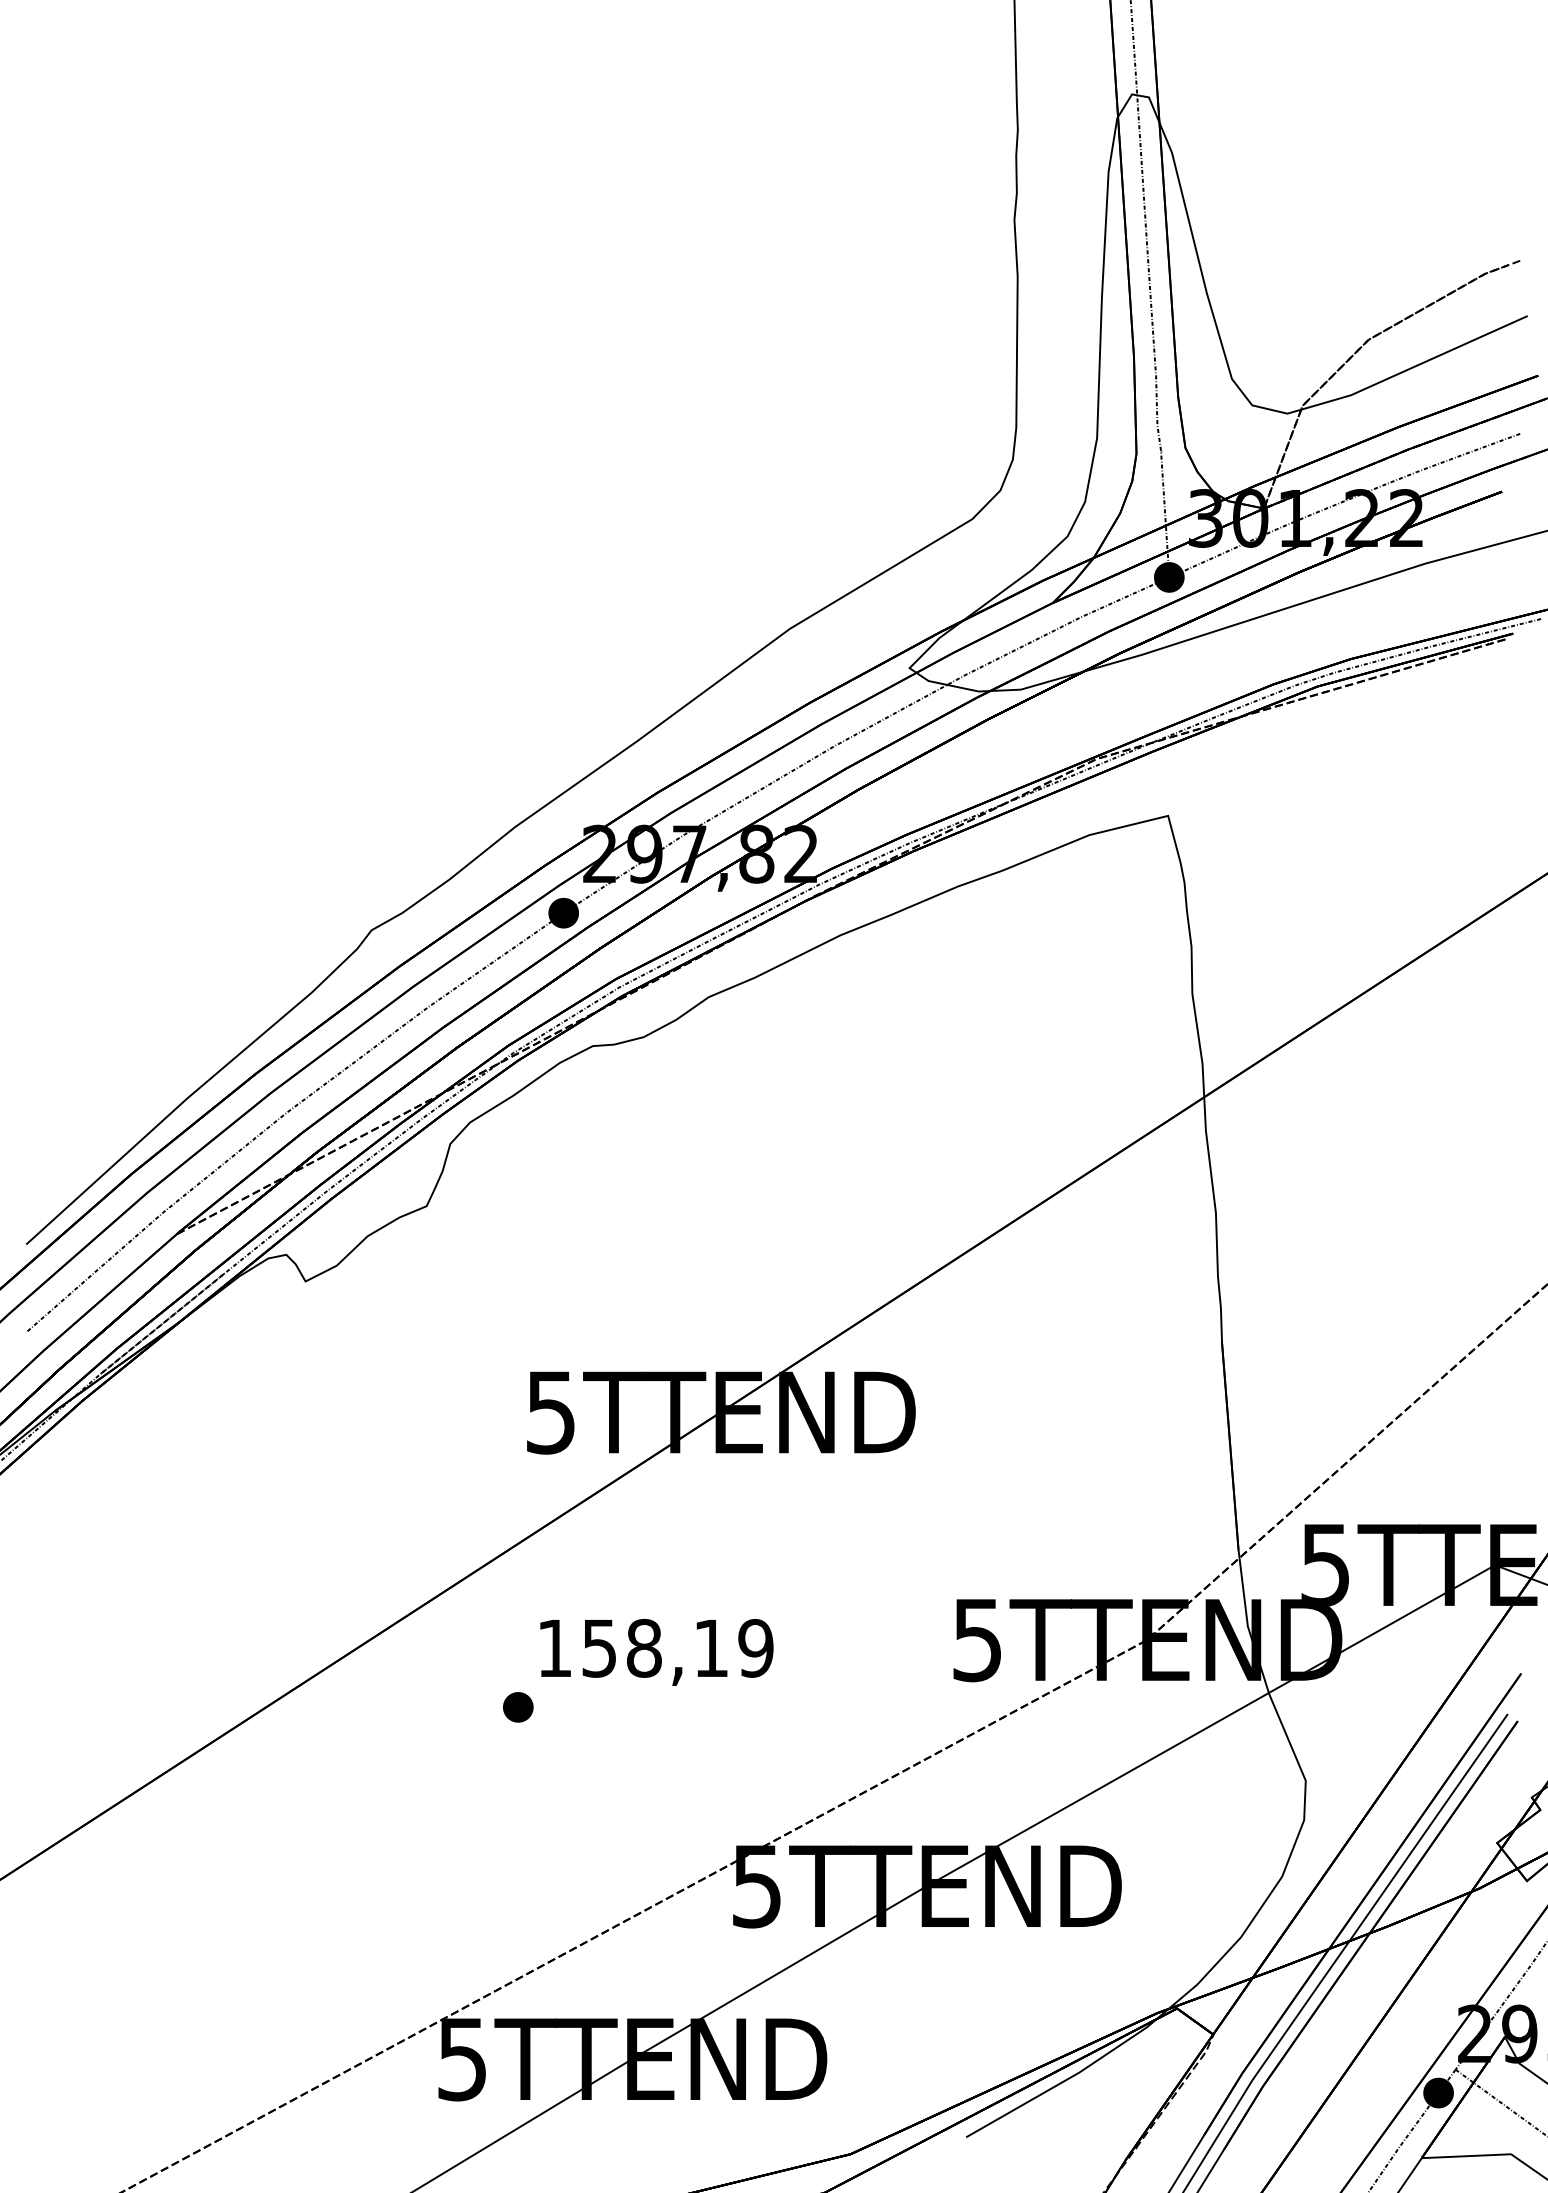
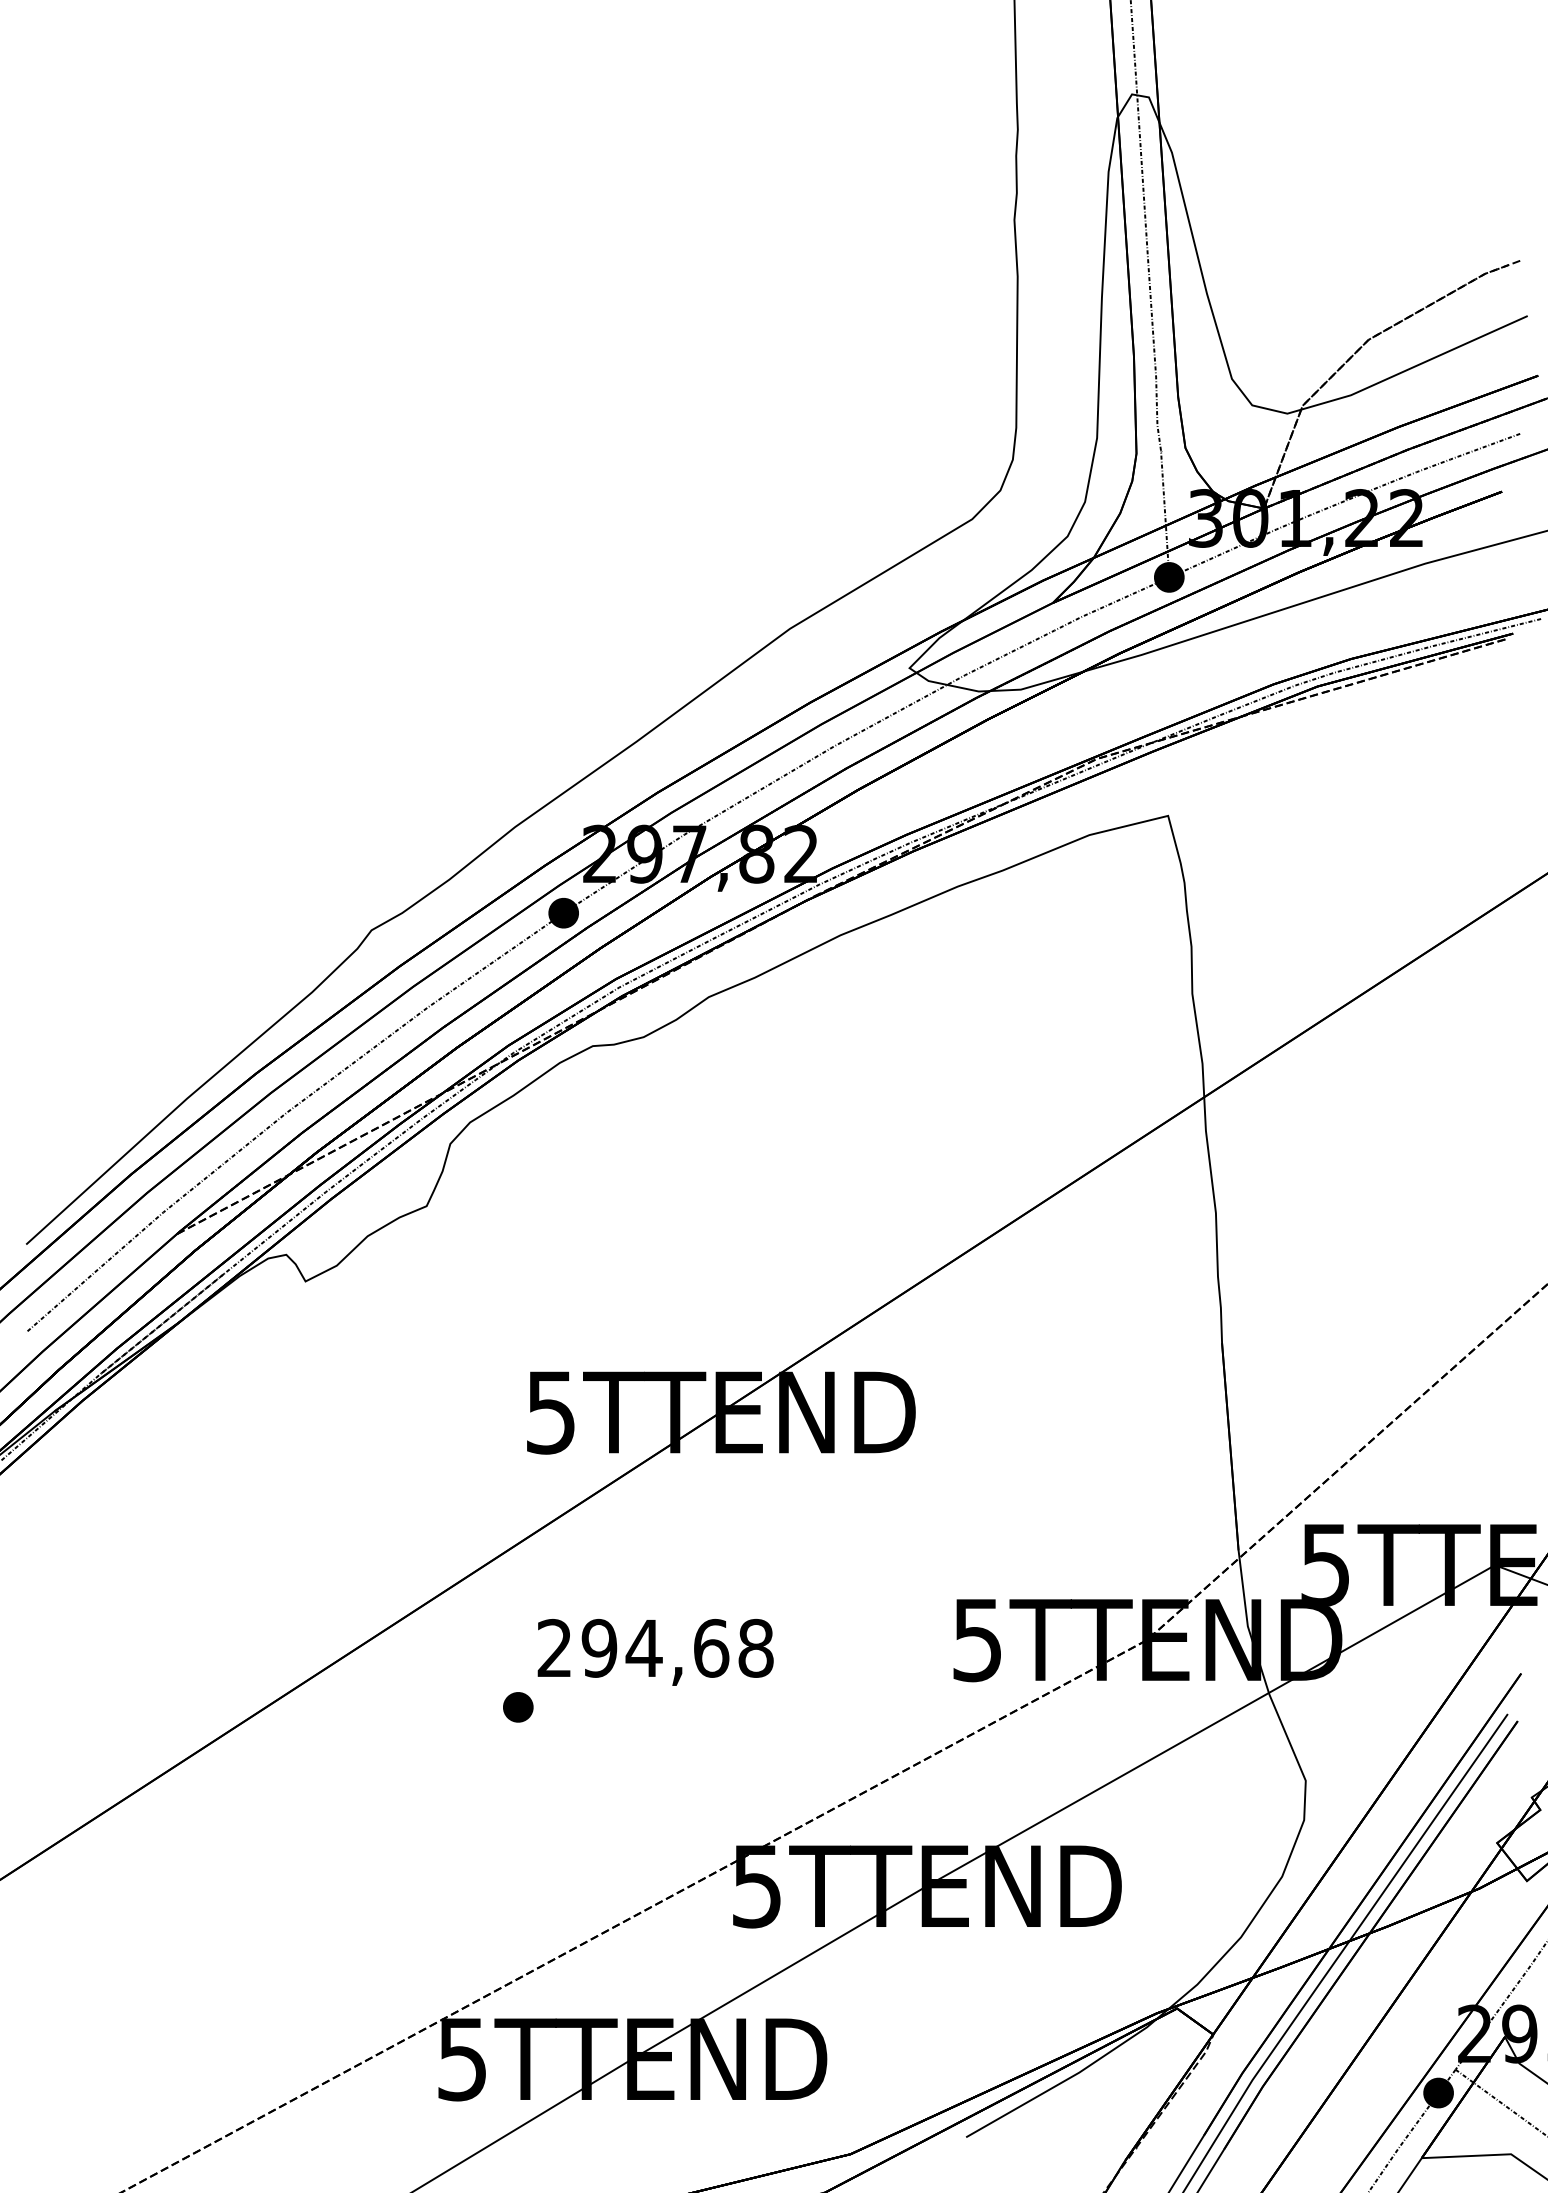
text: 158,19 -> 294,68 (655, 1647)
